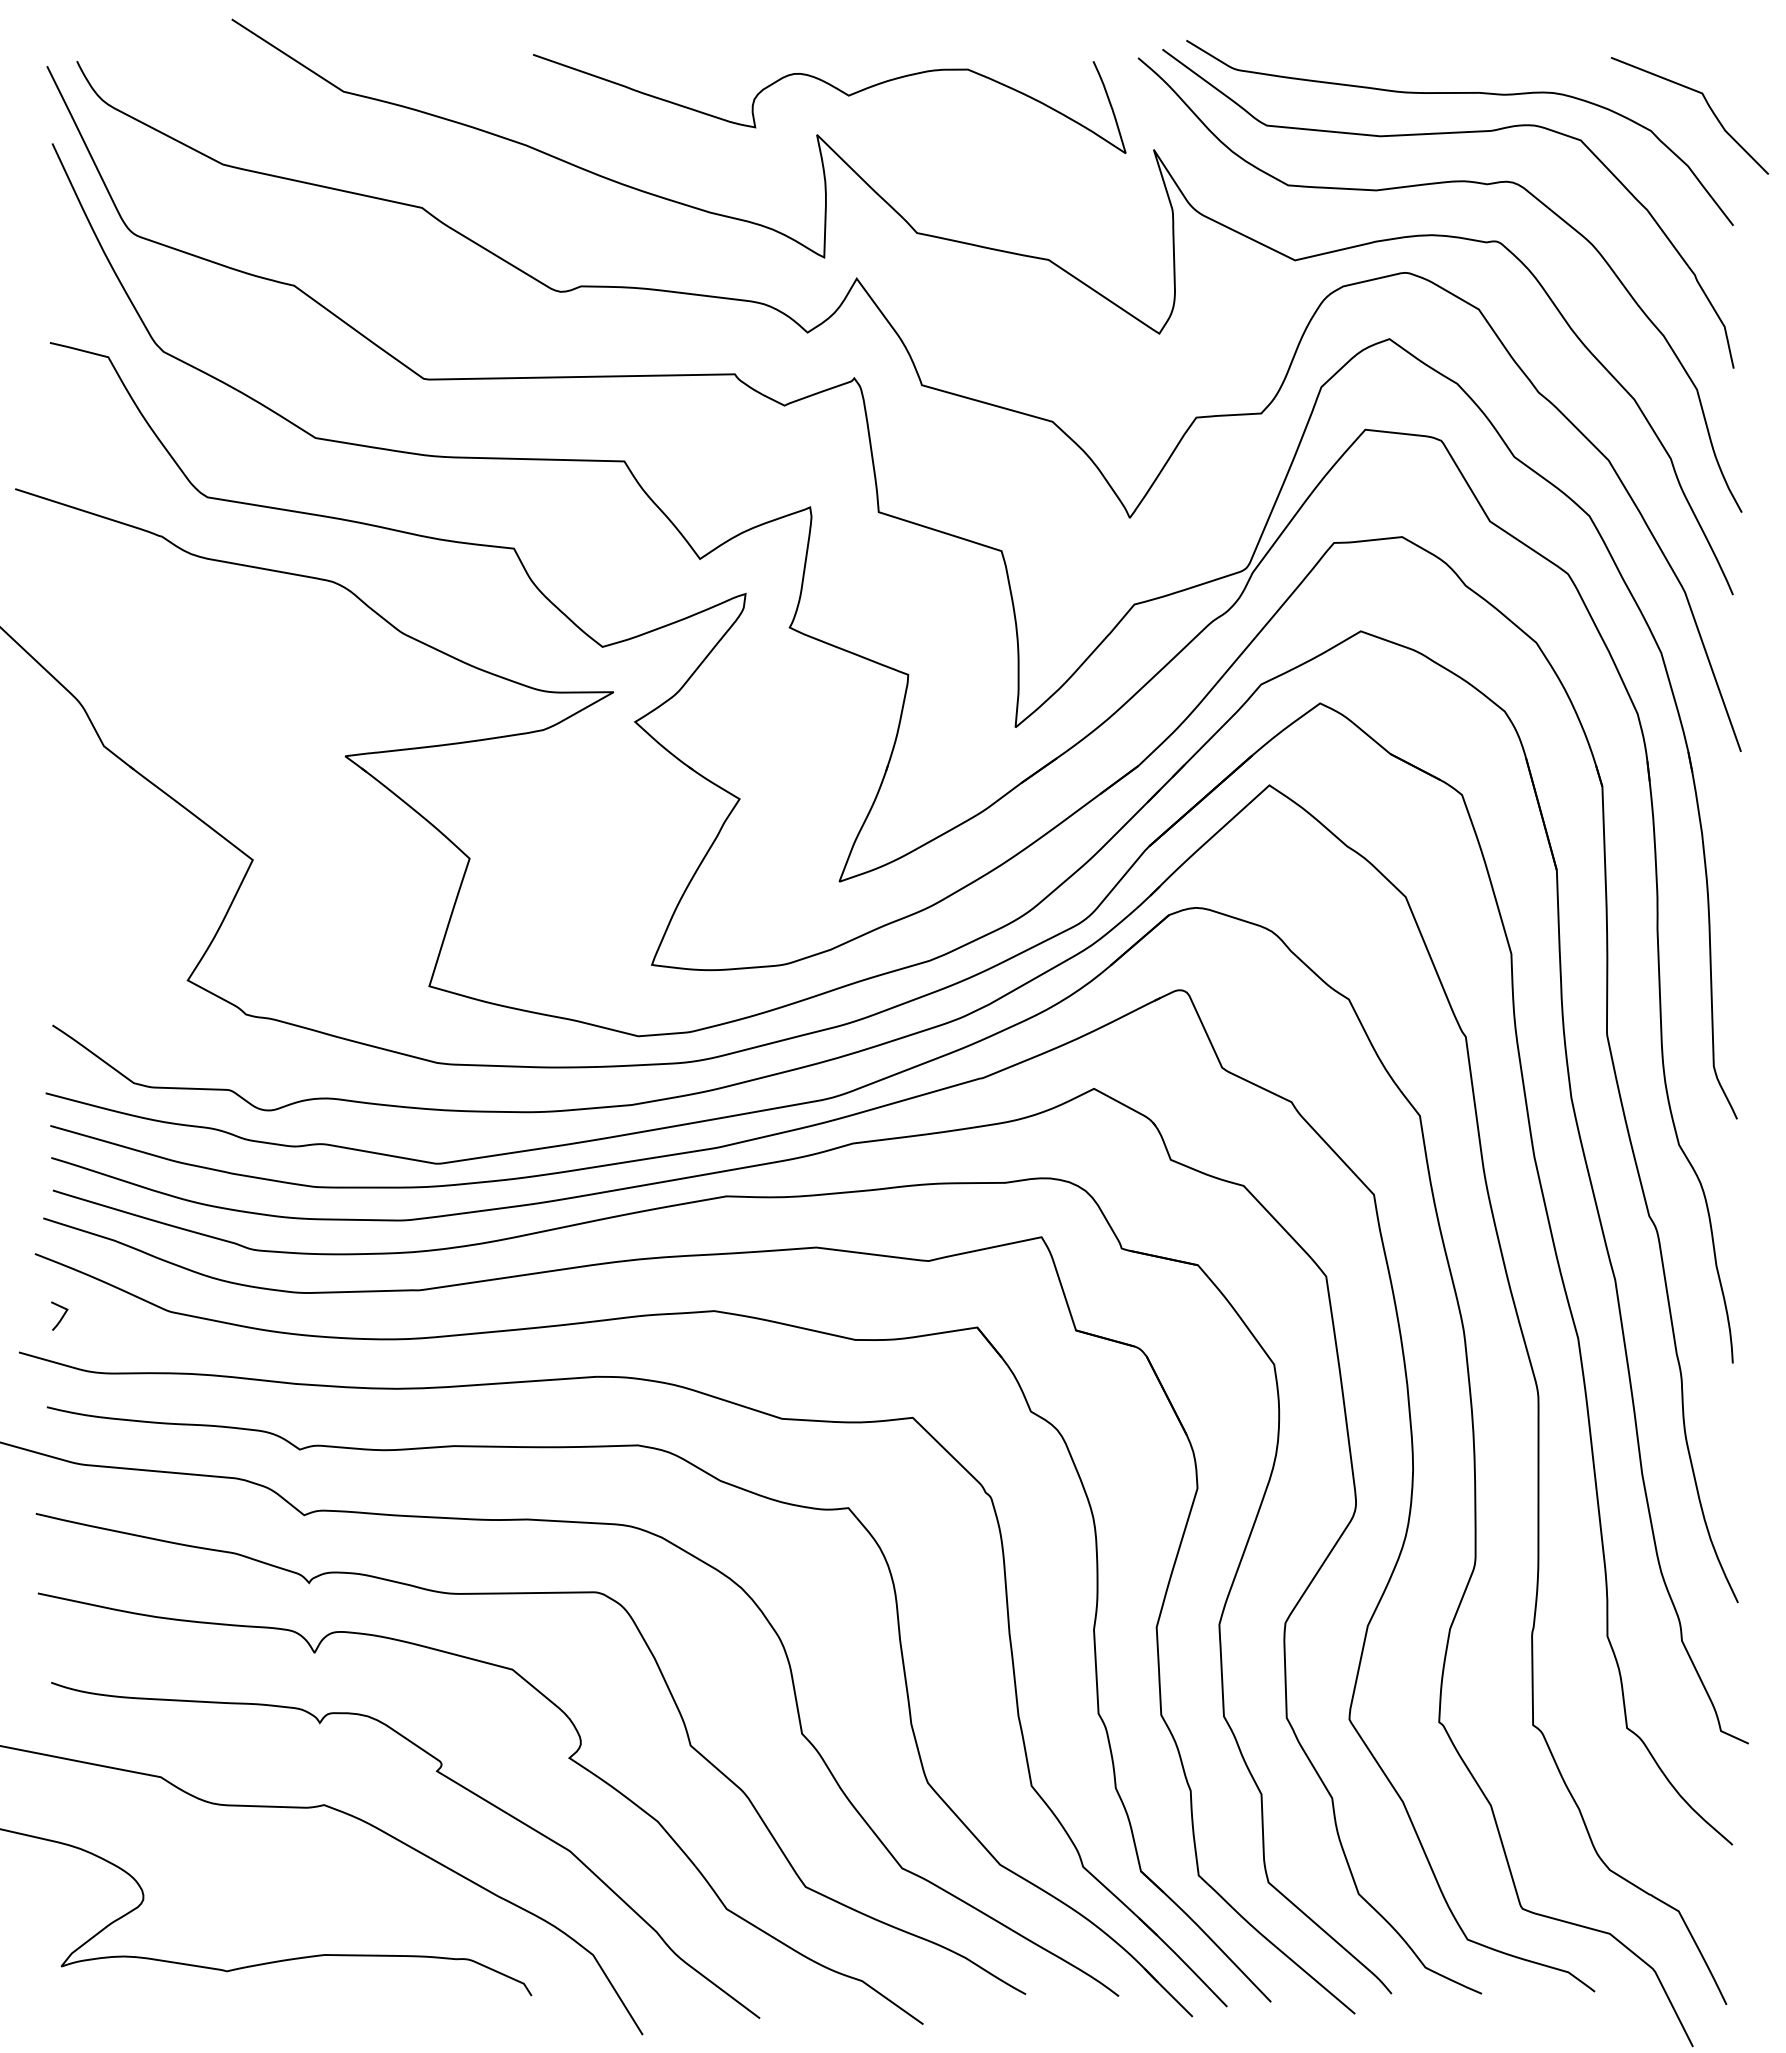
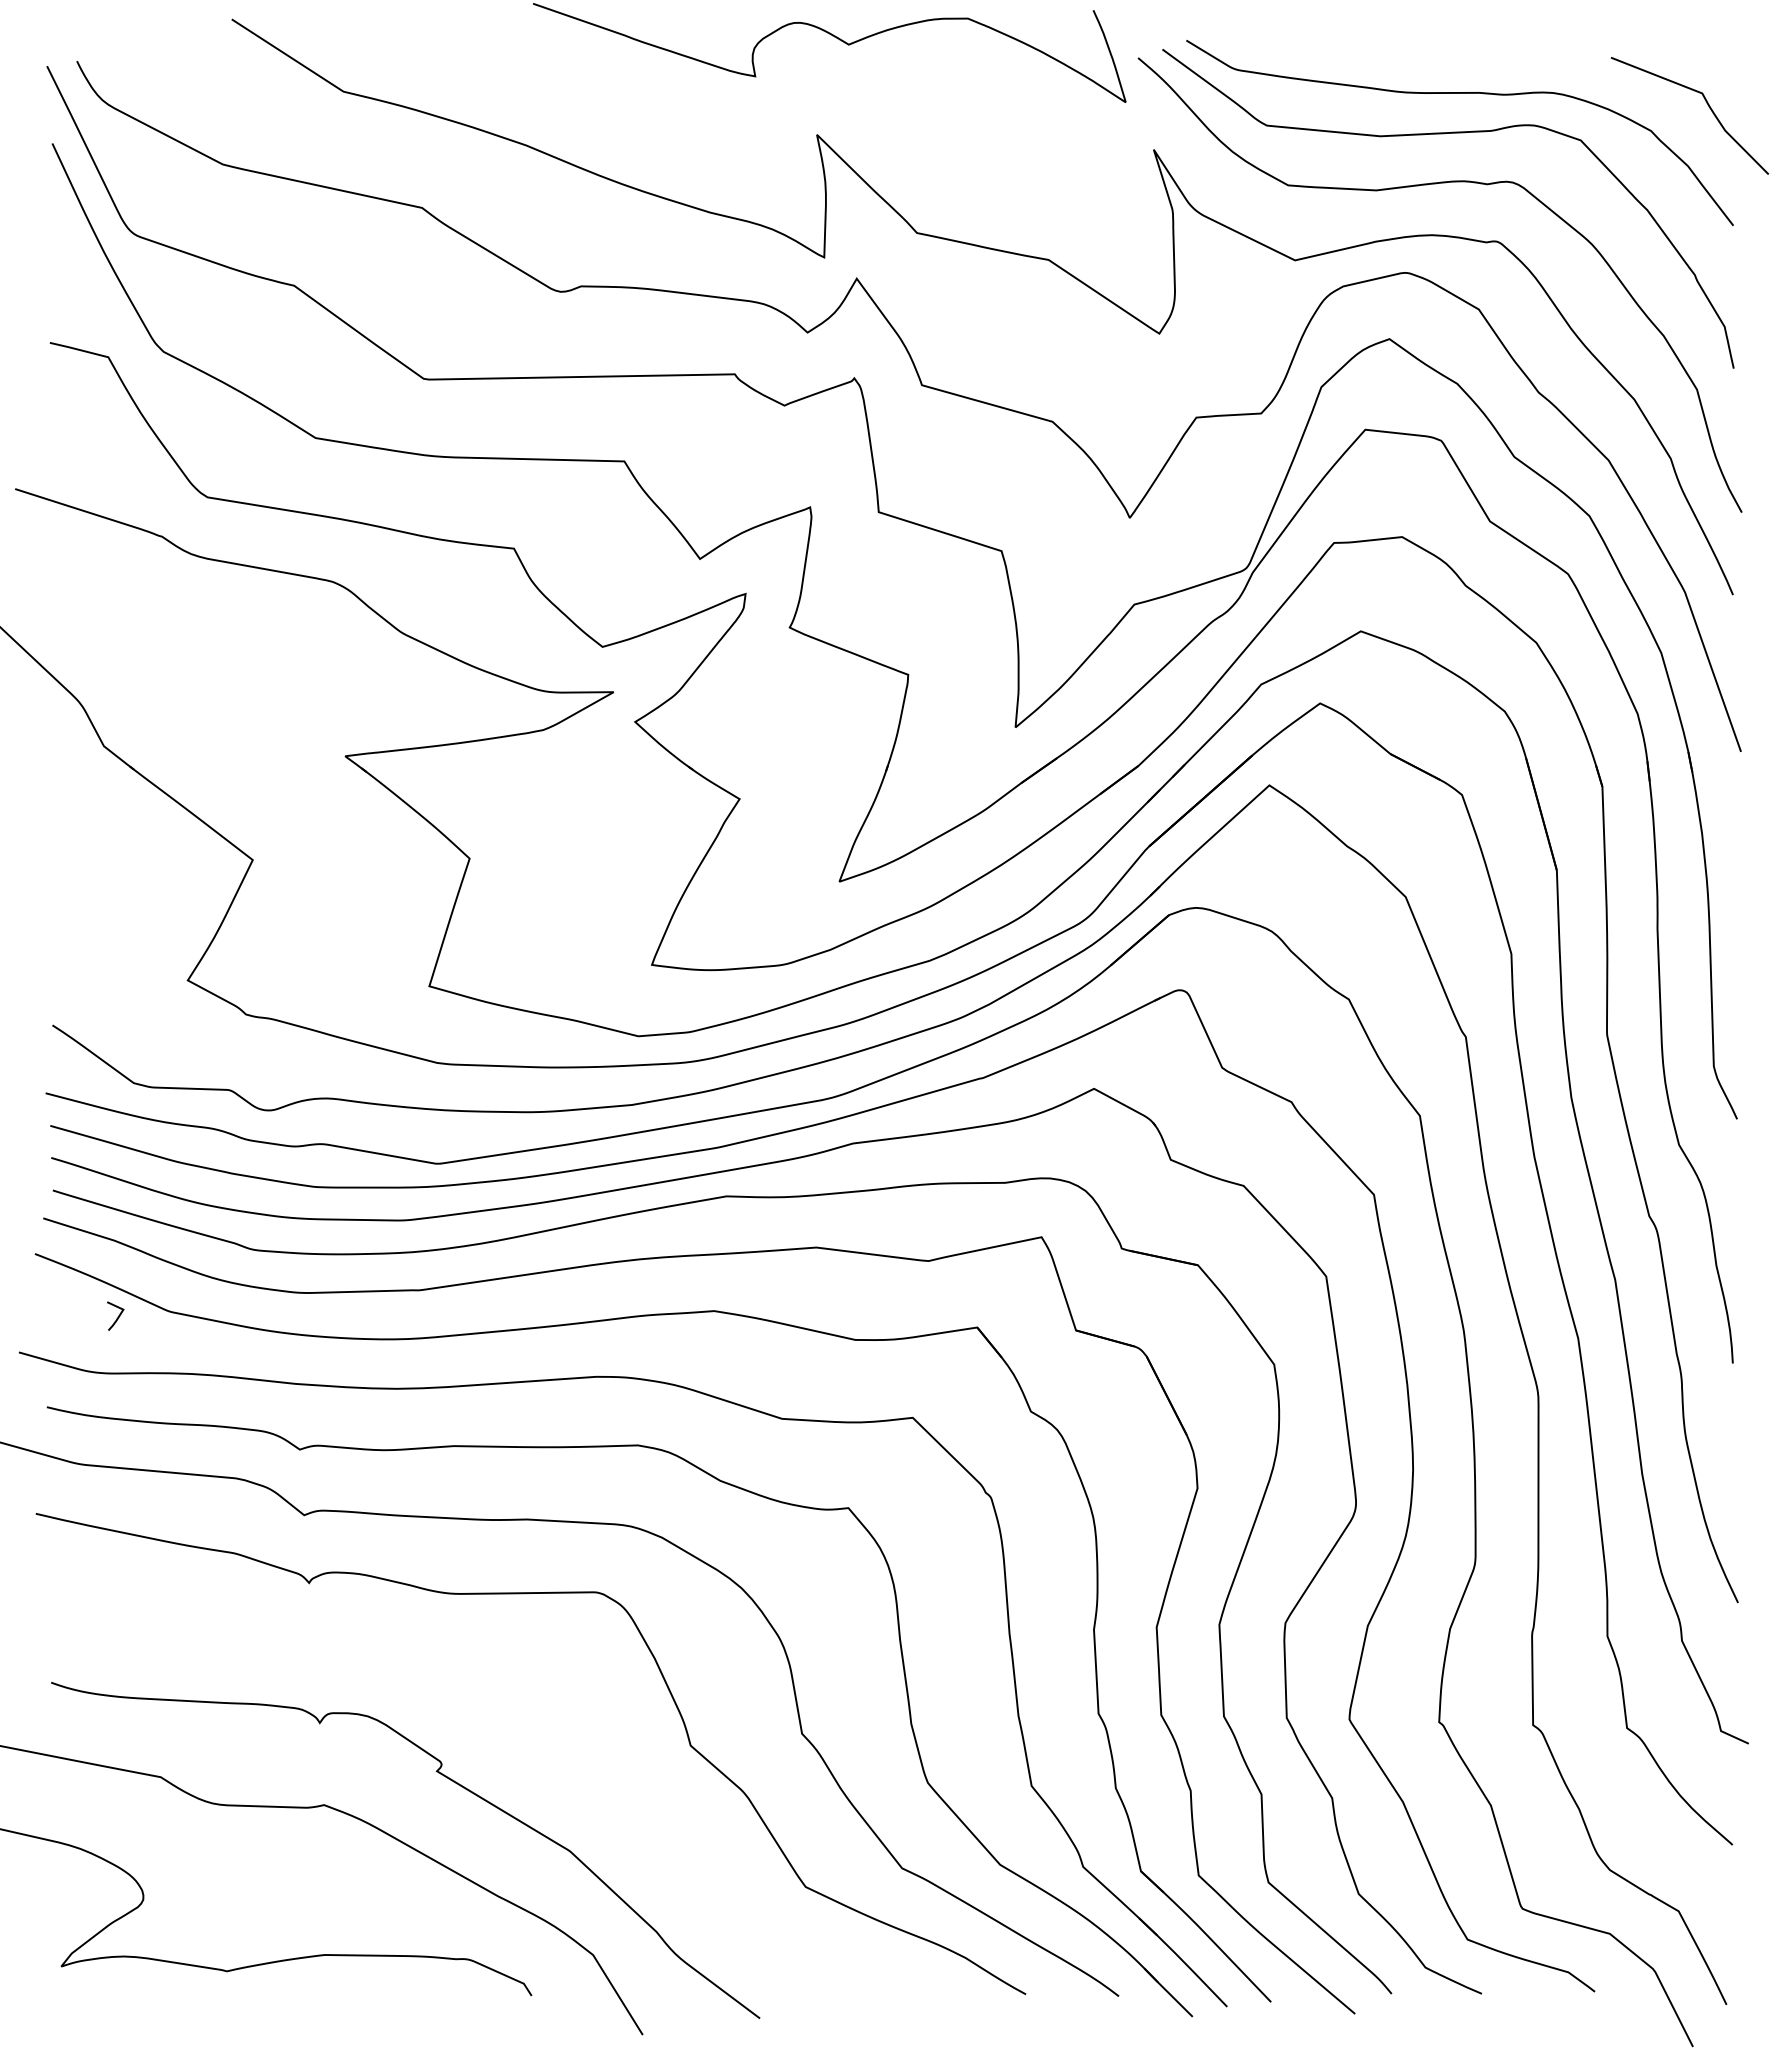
curve position: (839, 91) -> (839, 40) (839, 40)
line position: (61, 1317) -> (117, 1317) (117, 1317)
curve: present -> none (568, 1758)
